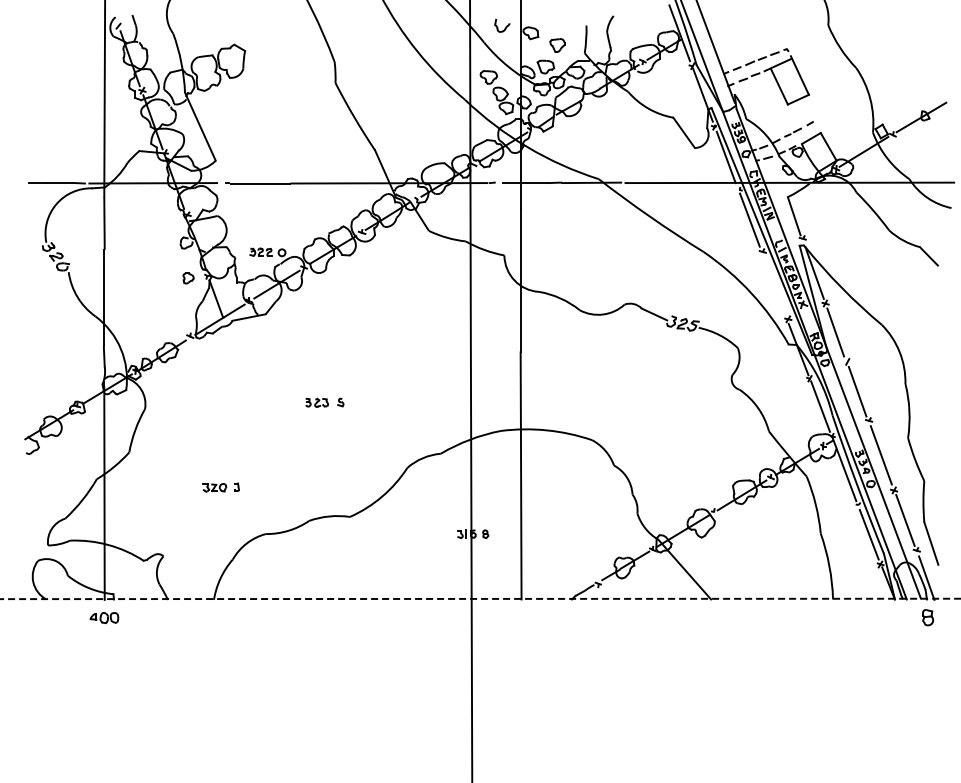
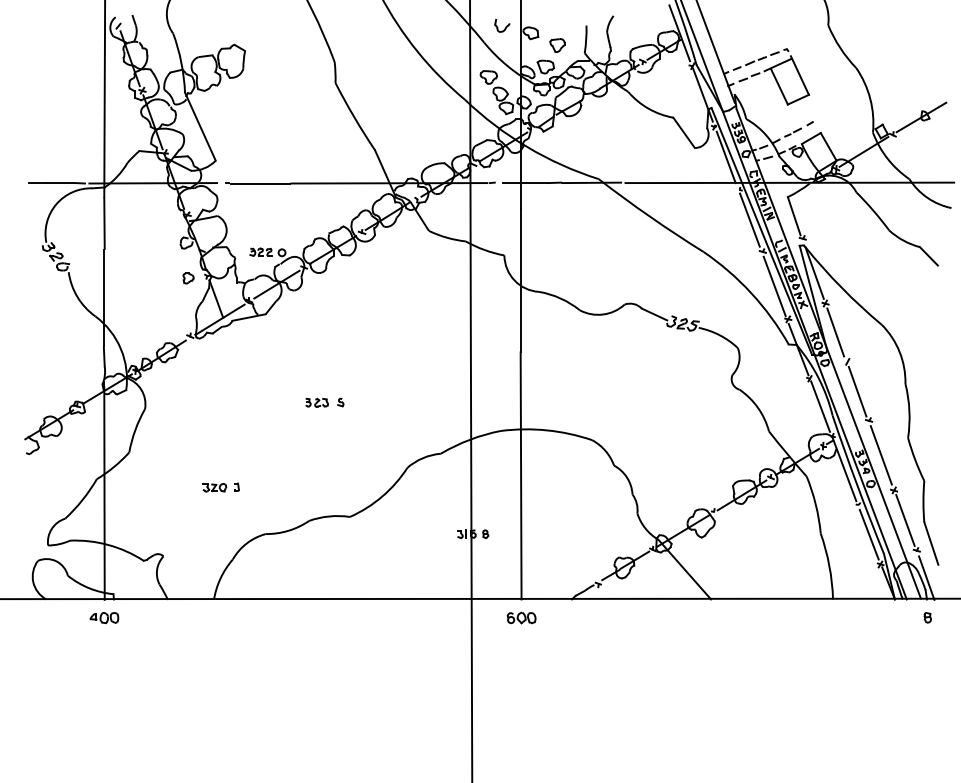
line: none -> present (774, 286)
line: dashed -> solid (480, 598)
part: none -> present (521, 617)
part size: 12x18 px -> 9x12 px (927, 617)
